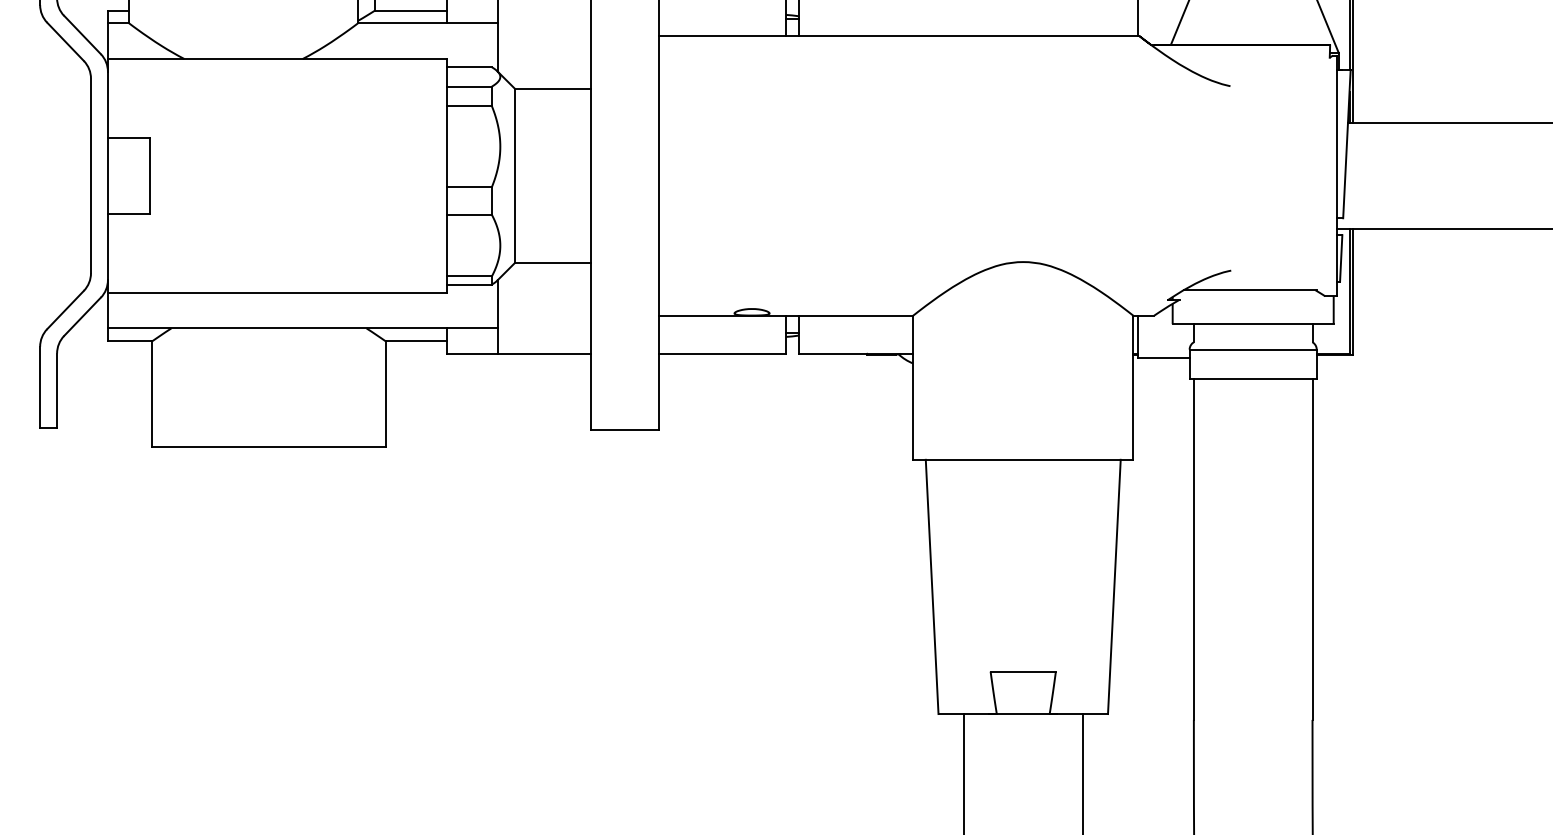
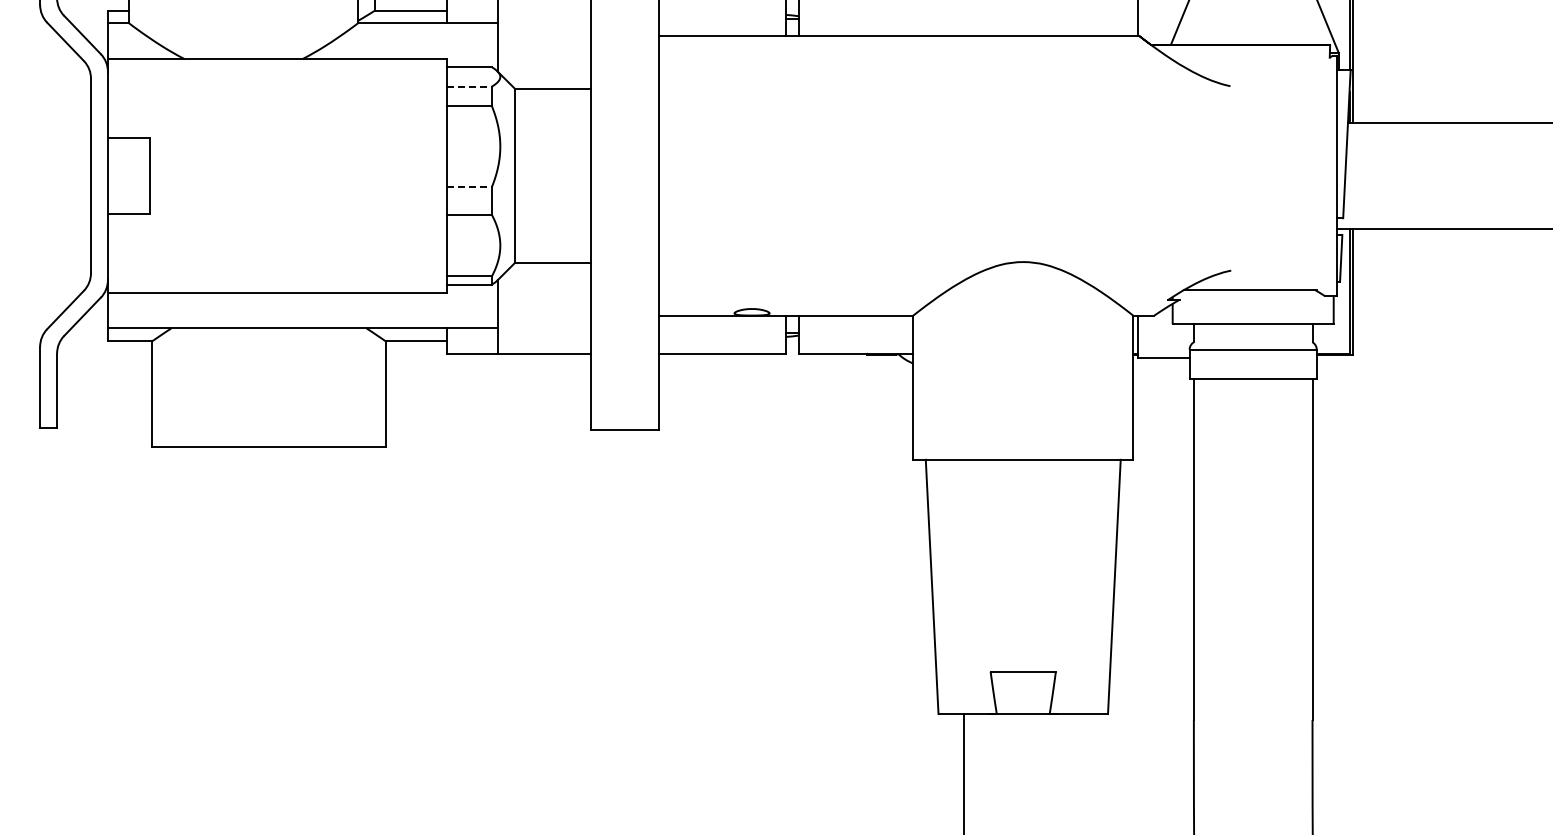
line: solid -> dashed (469, 86)
line: solid -> dashed (469, 187)
line: present -> none (1082, 772)
